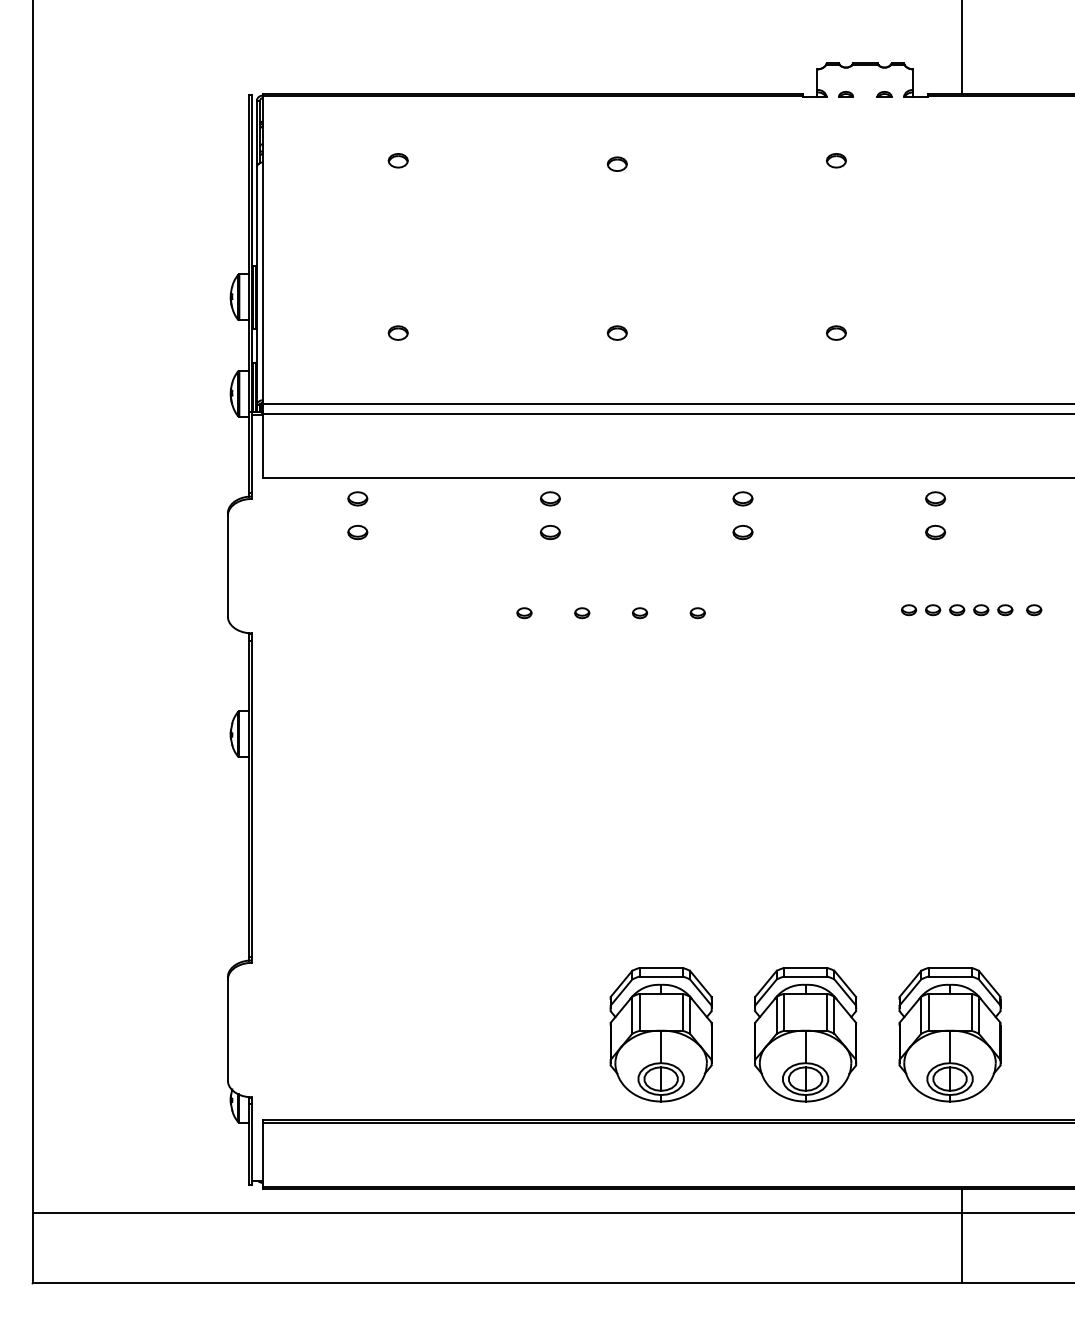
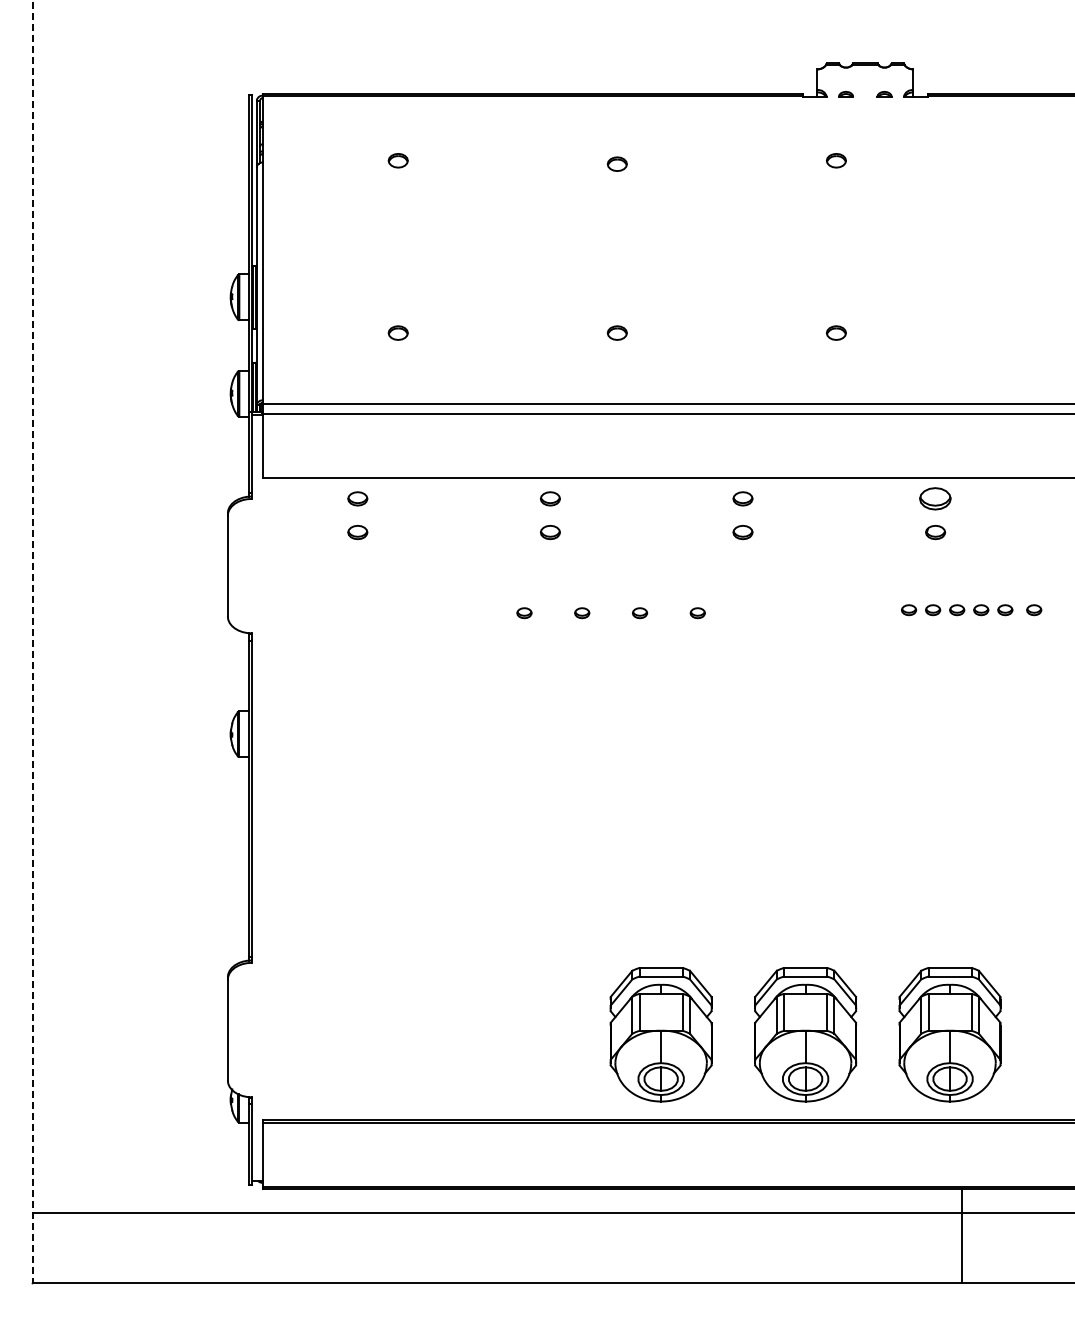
line: present -> none (961, 47)
part size: 22x16 px -> 33x24 px (935, 498)
line: solid -> dashed (32, 642)
